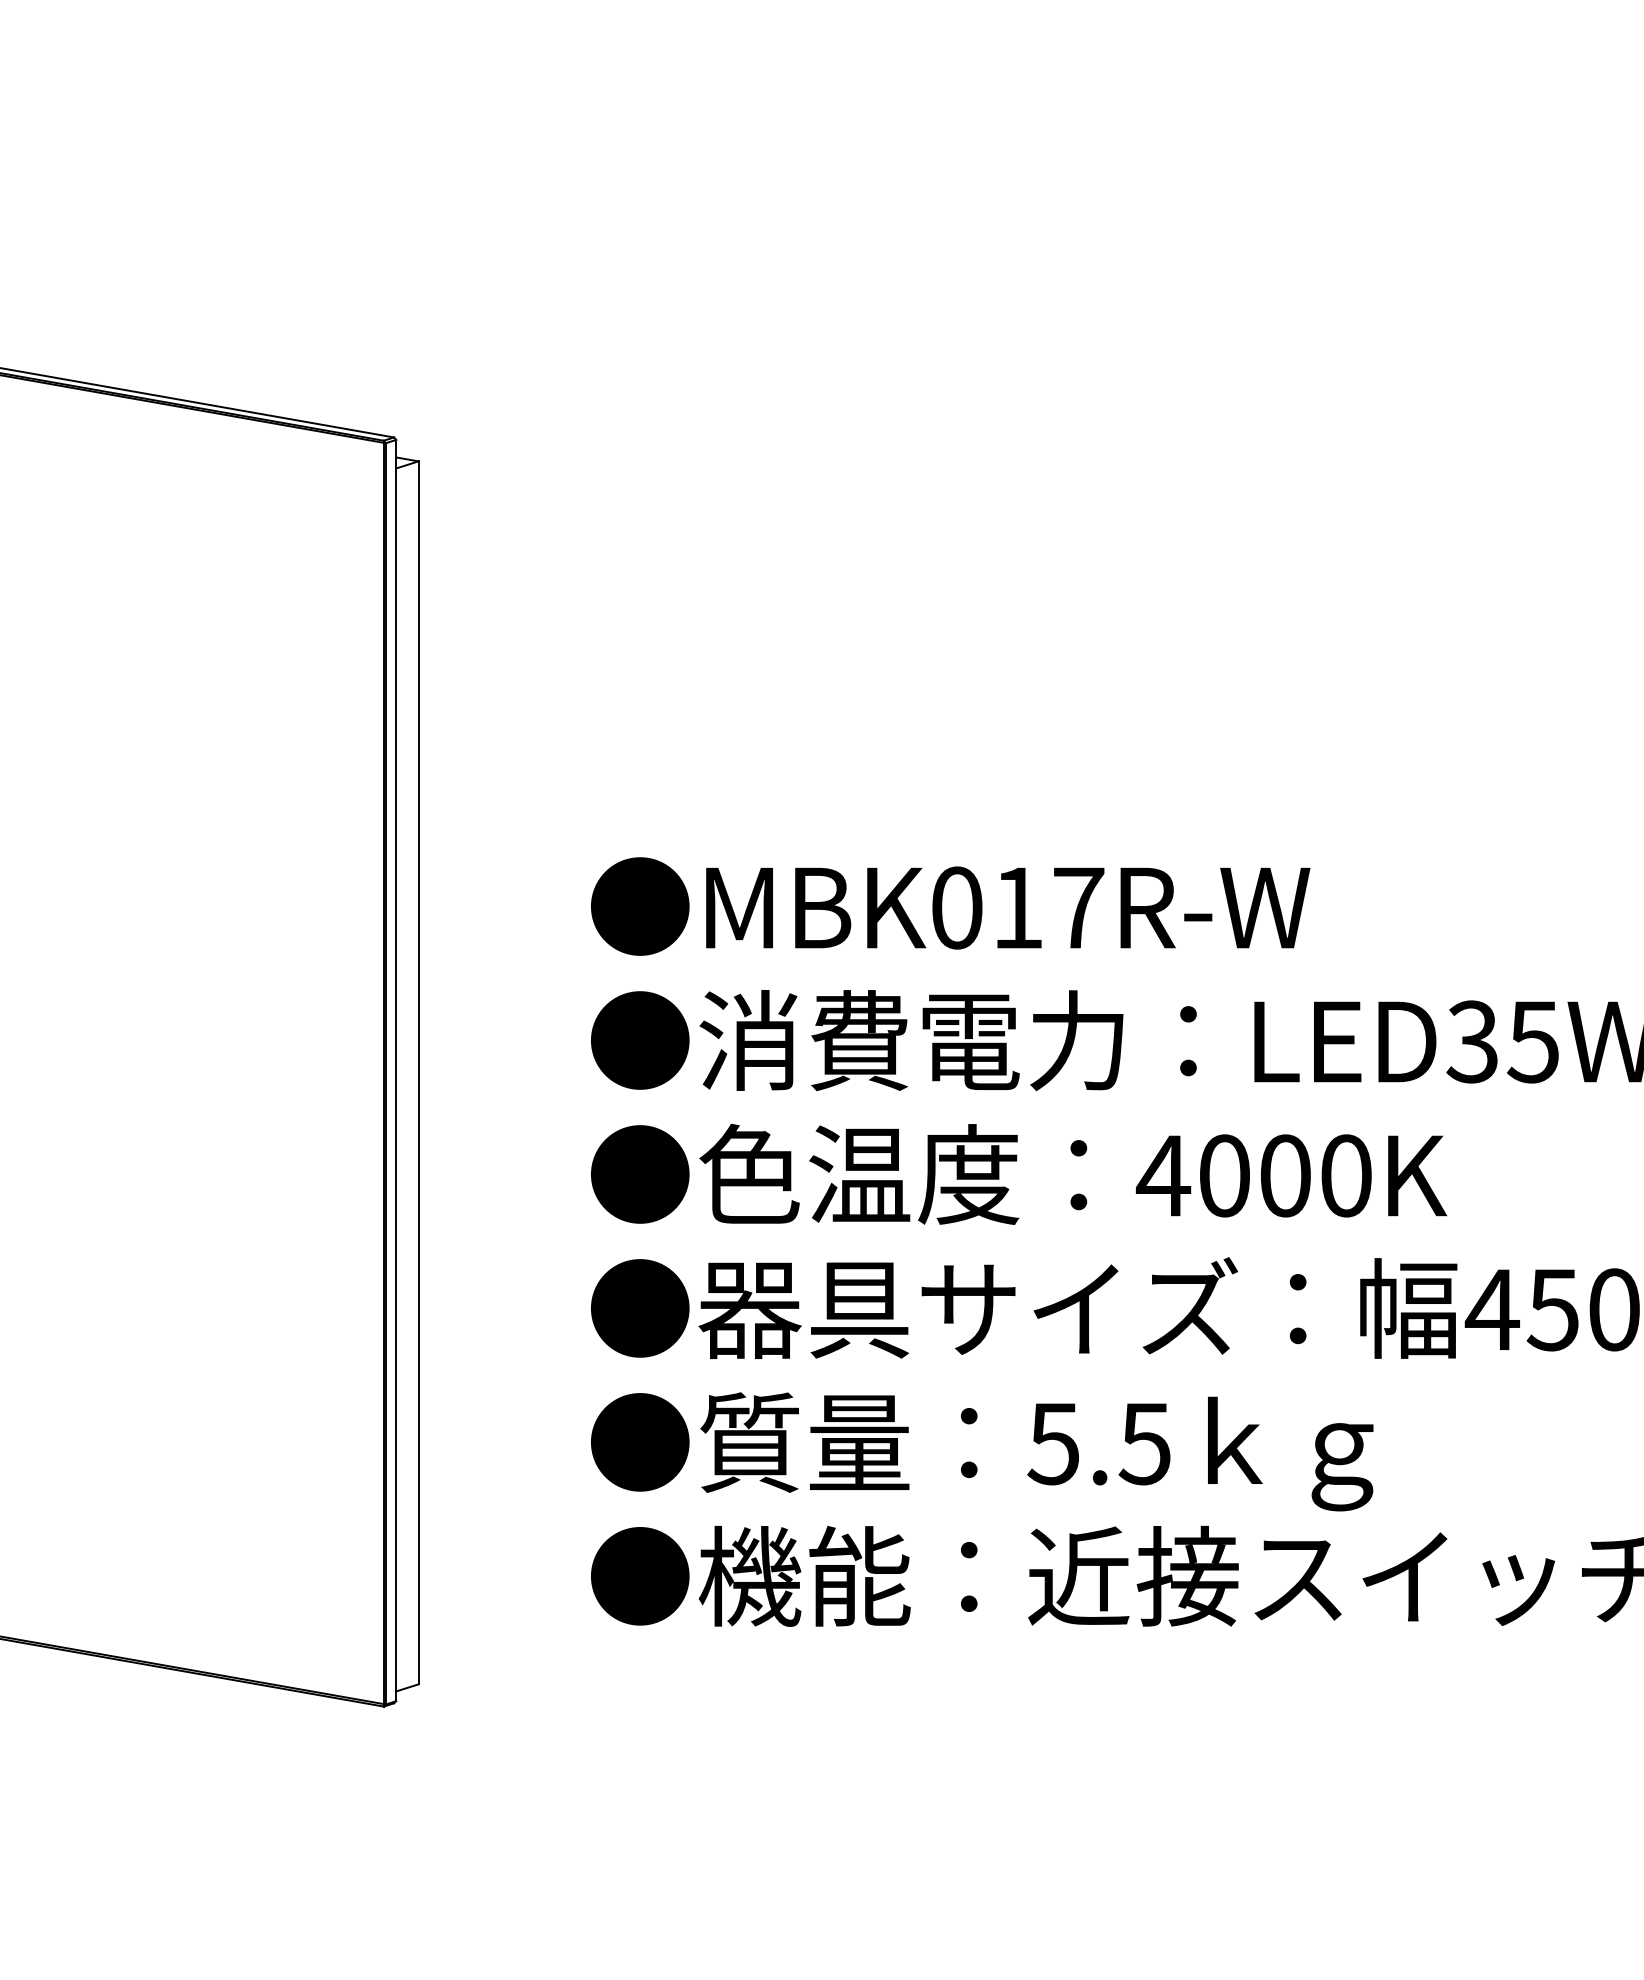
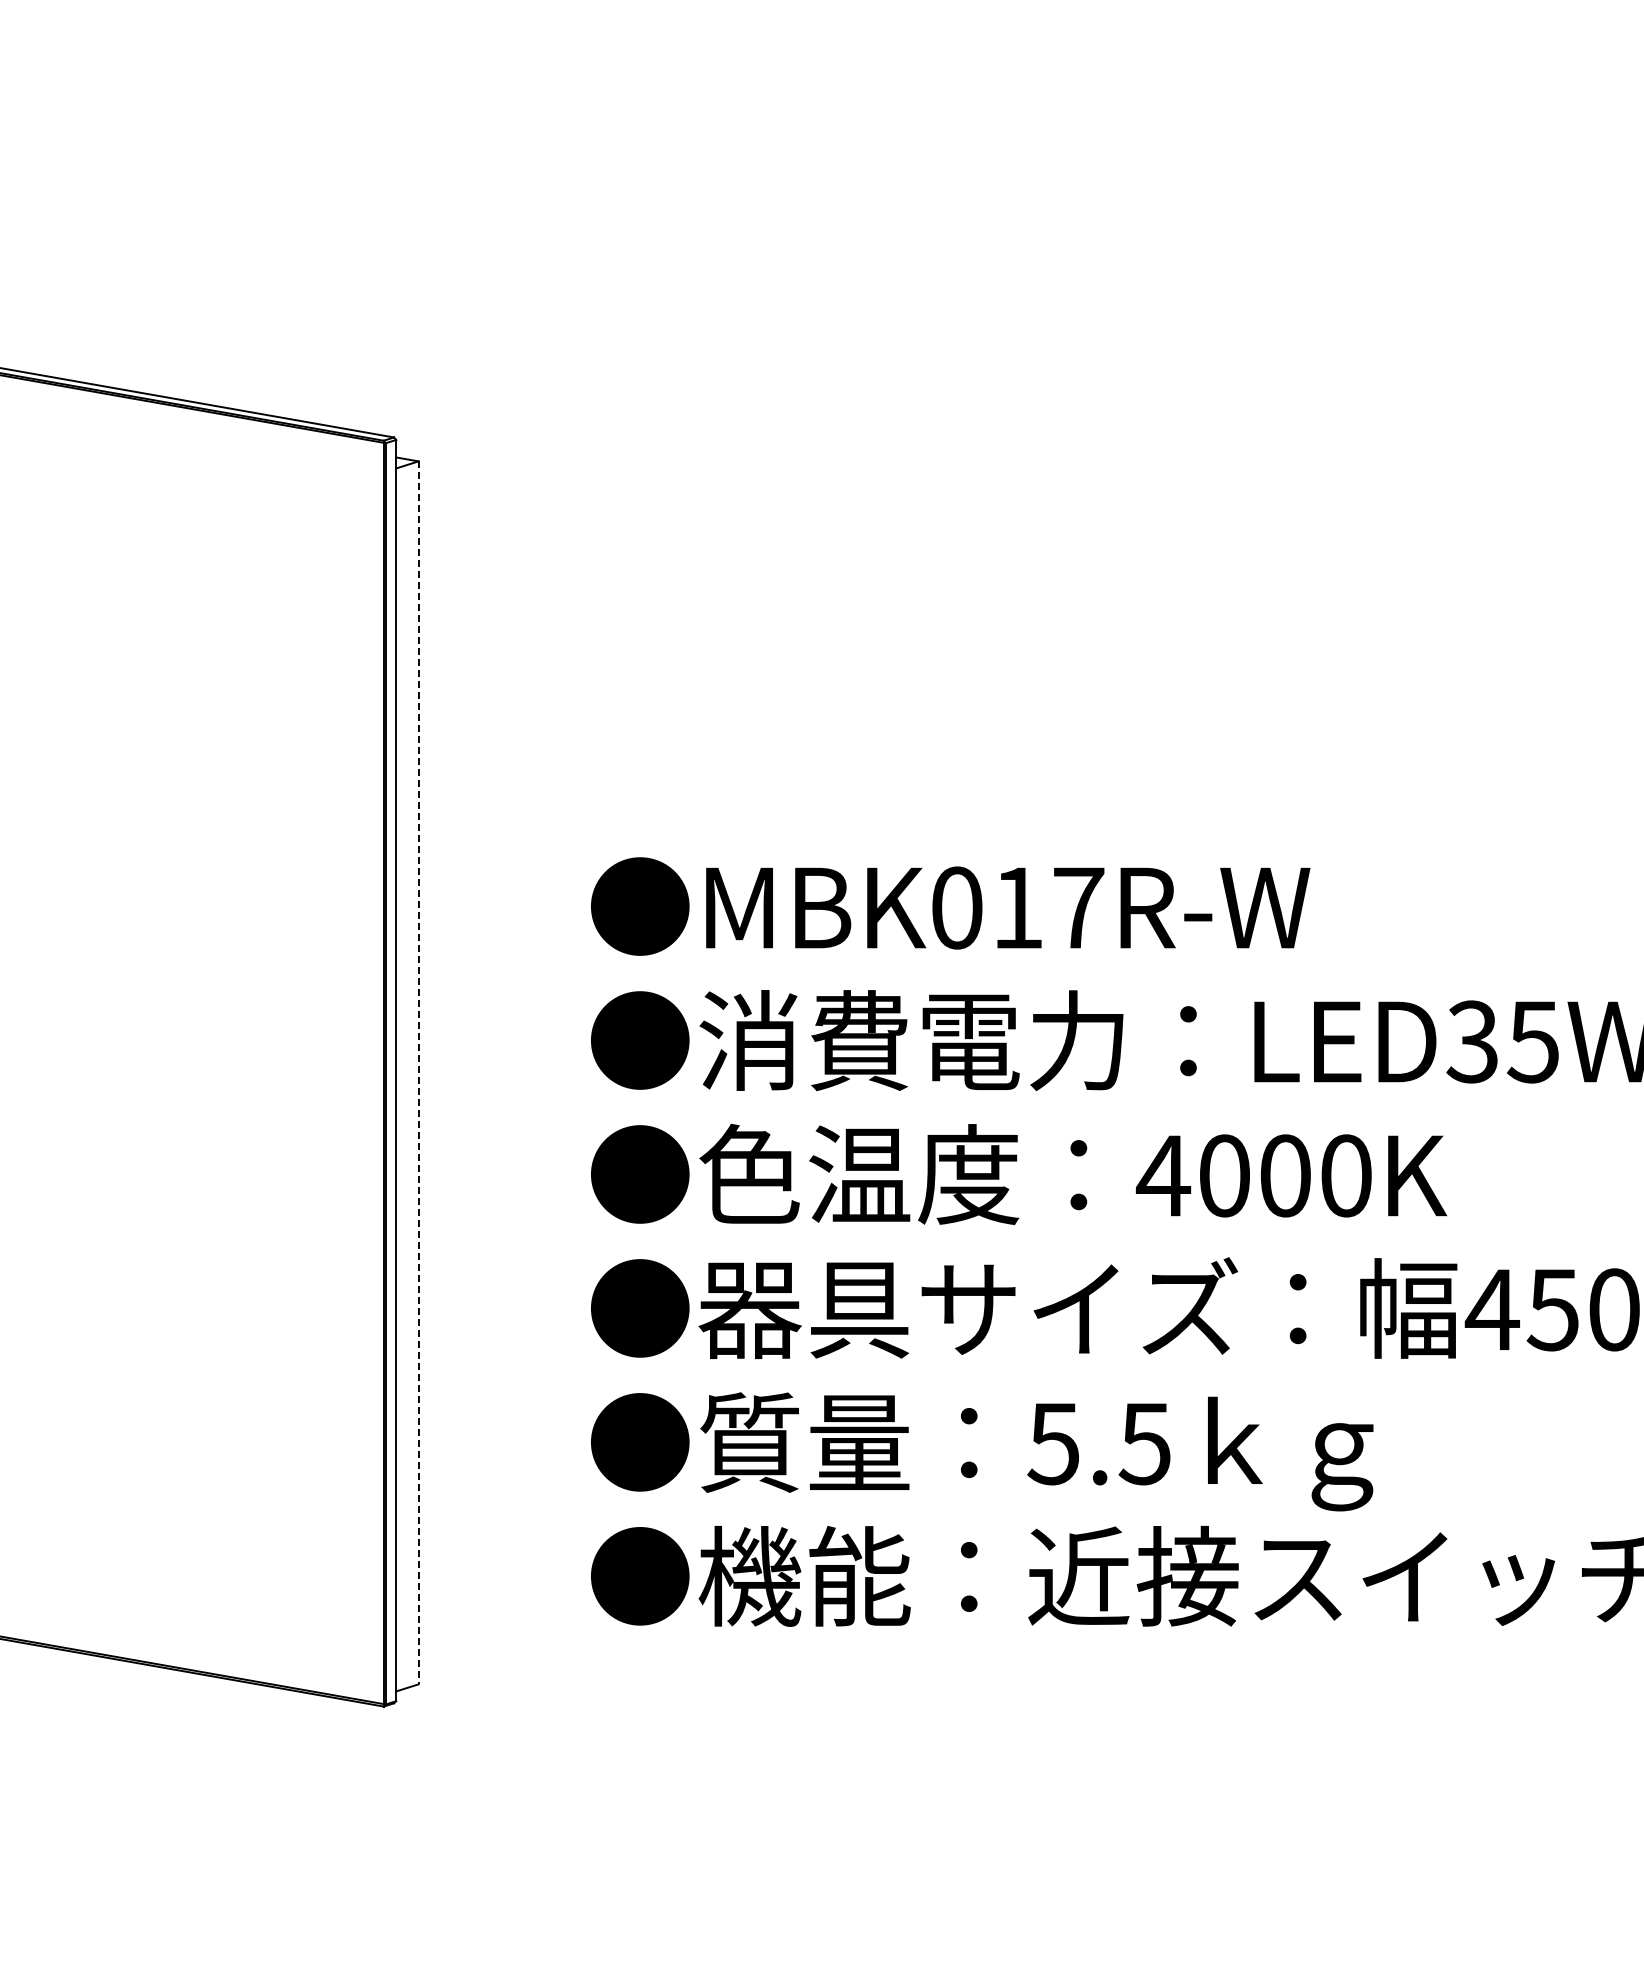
line: solid -> dashed (418, 1073)
